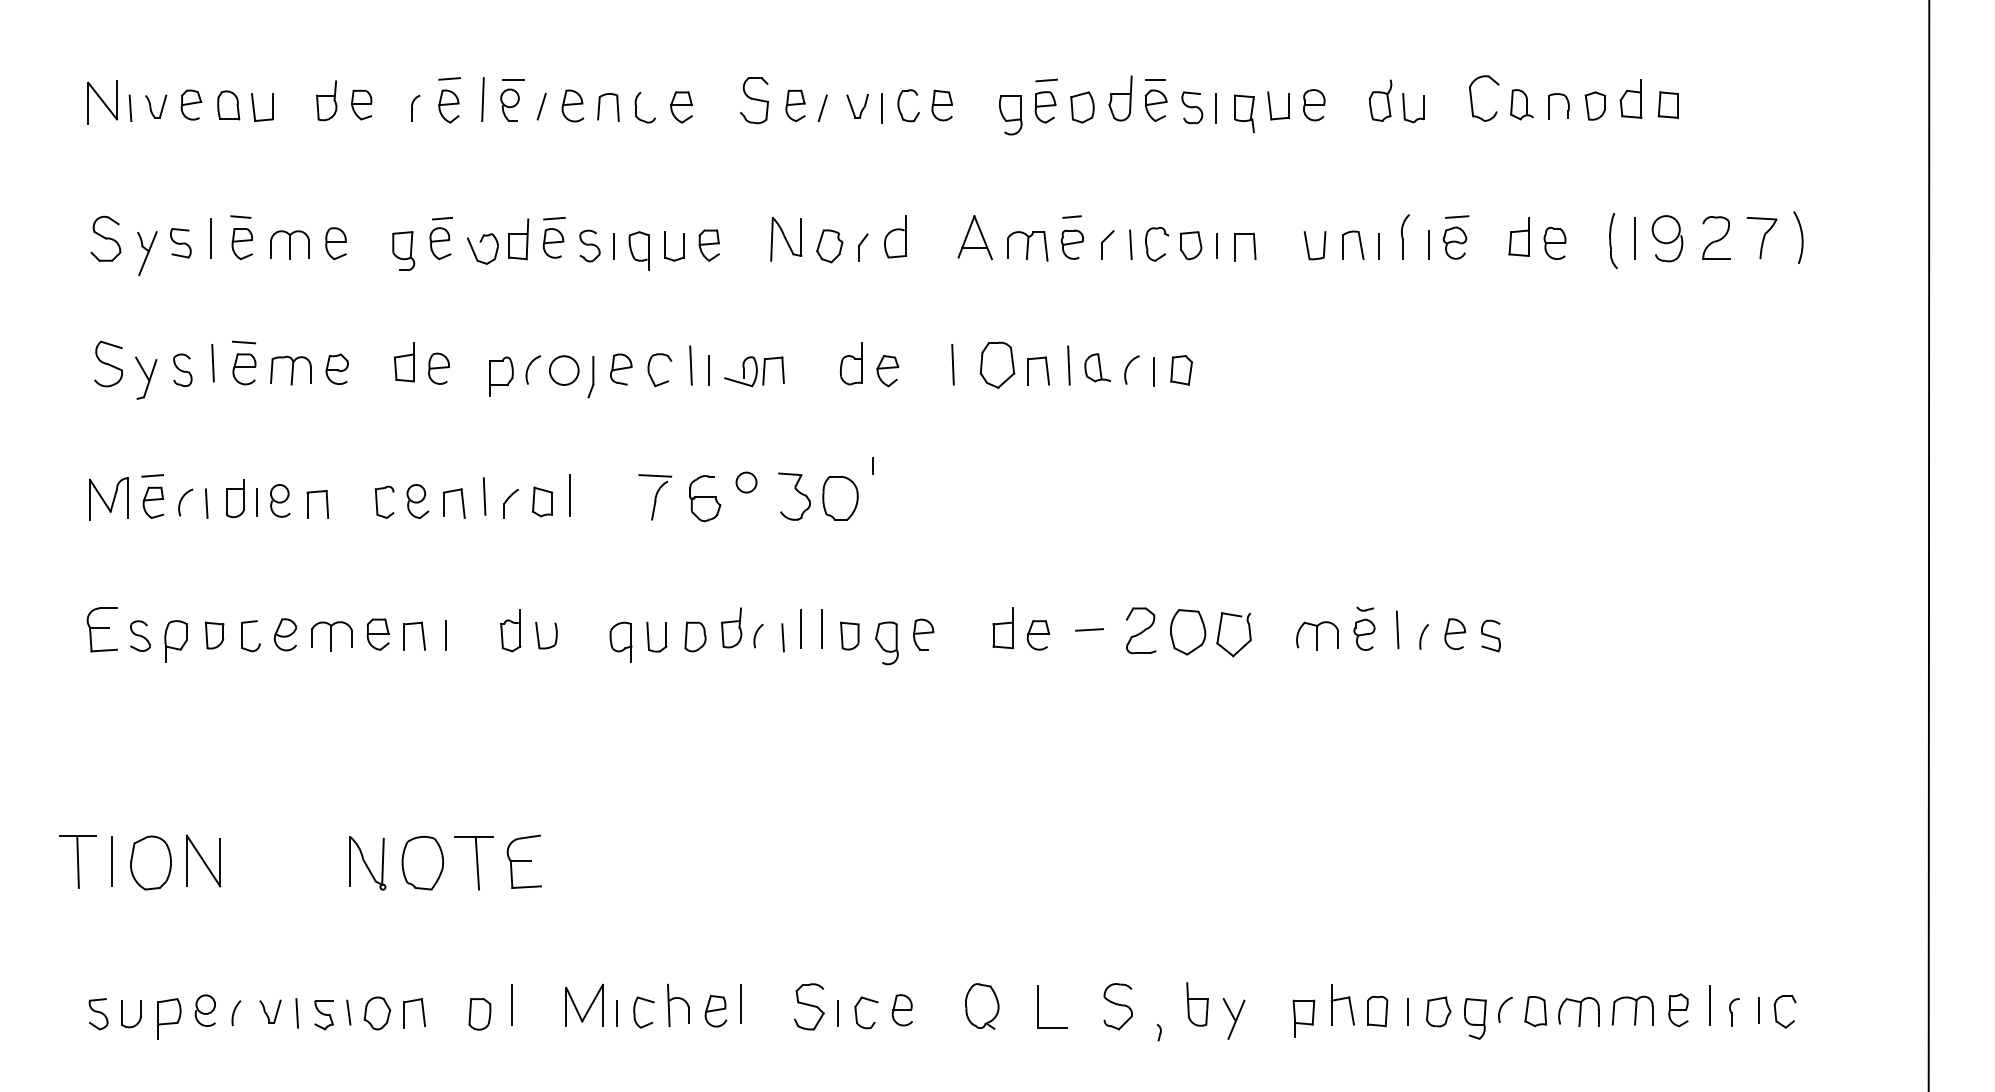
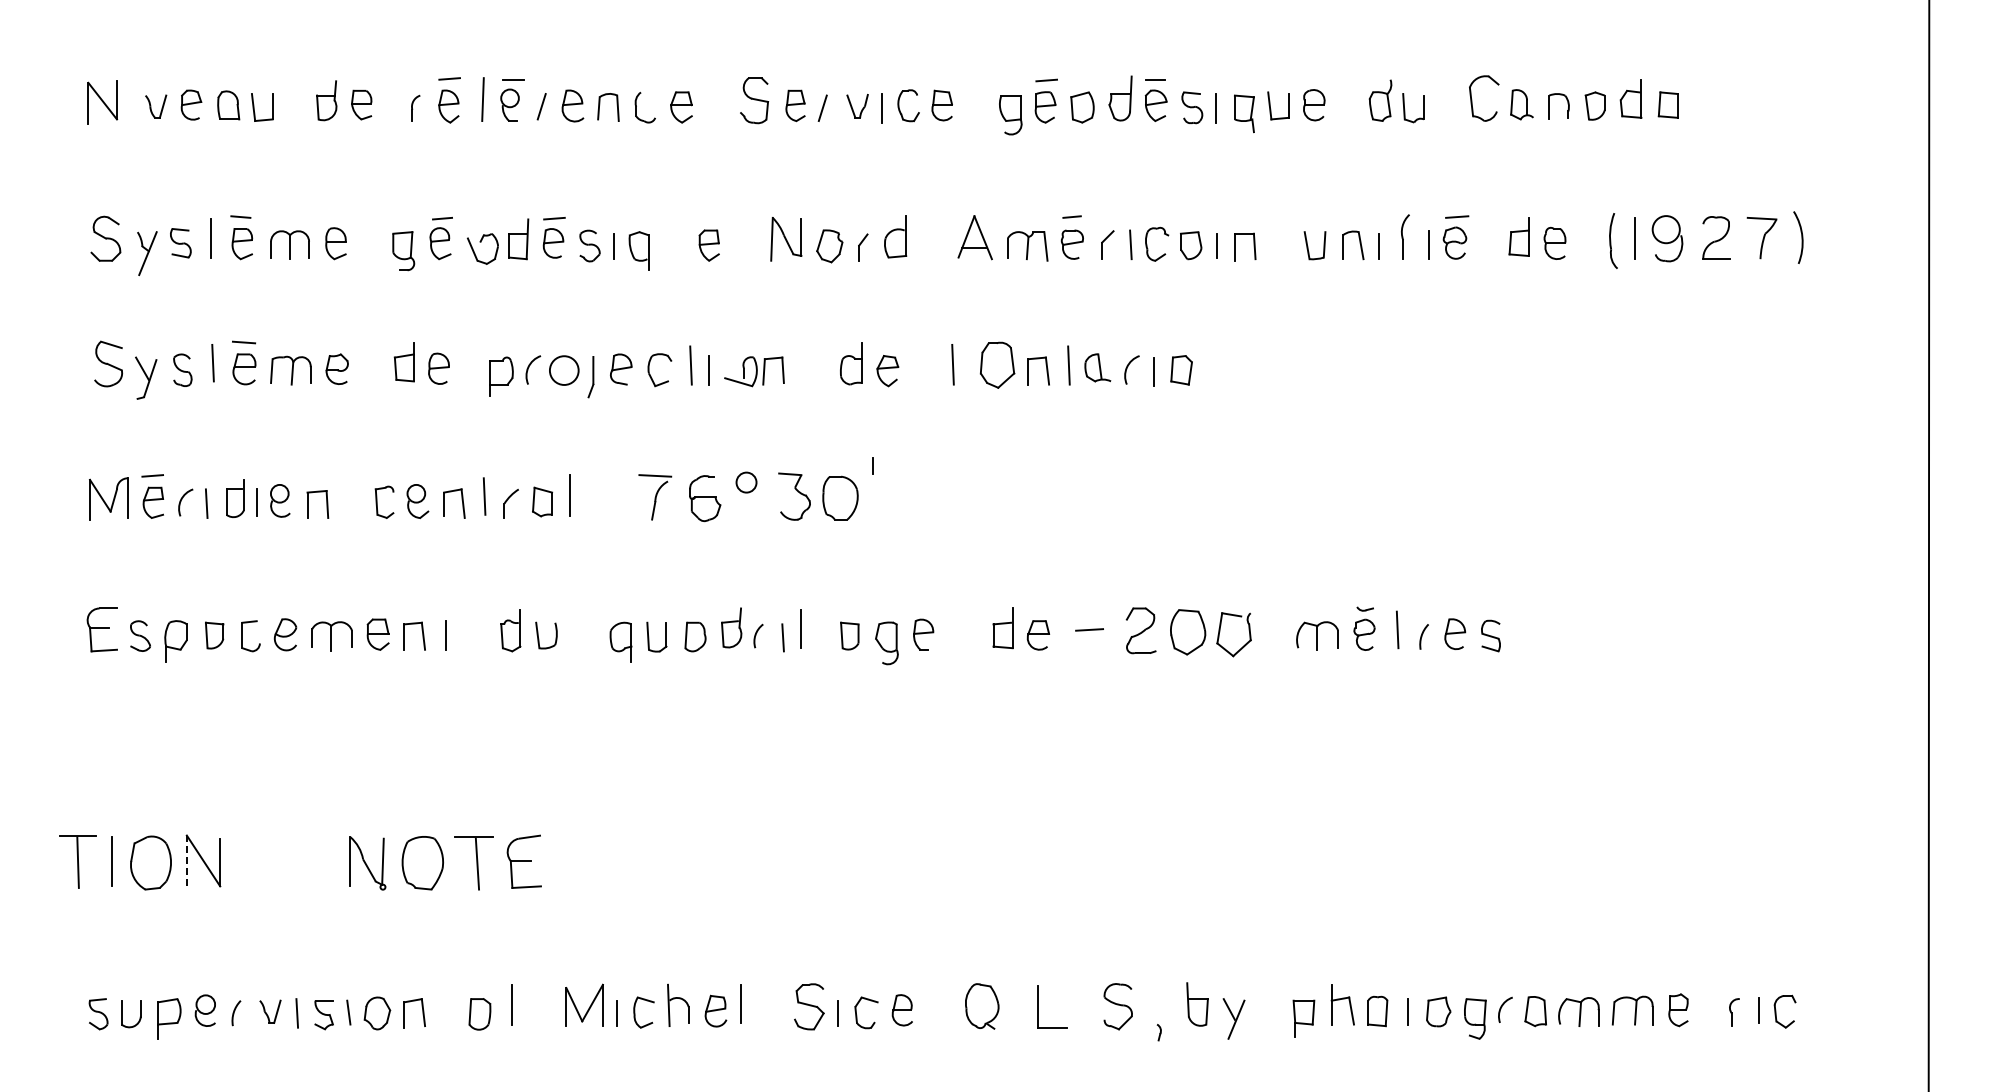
line: present -> none (130, 108)
part: present -> none (665, 246)
line: present -> none (822, 629)
line: solid -> dashed (186, 860)
line: present -> none (1709, 1005)
